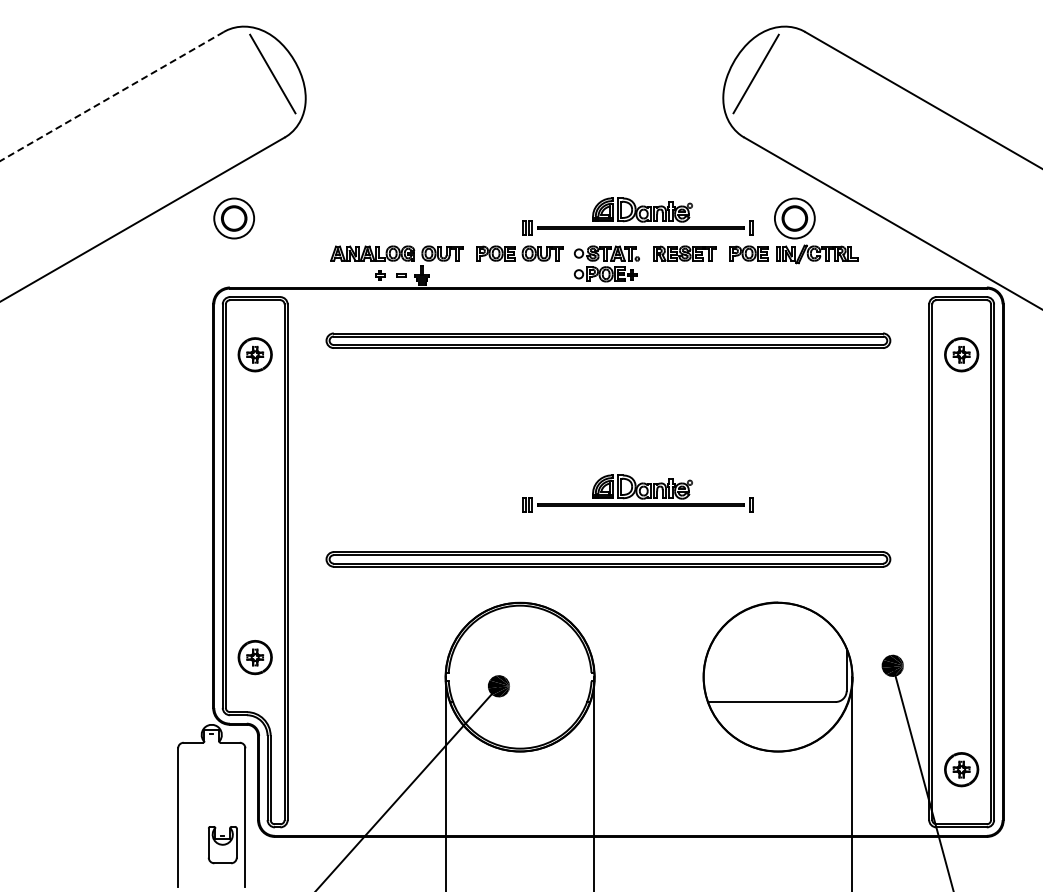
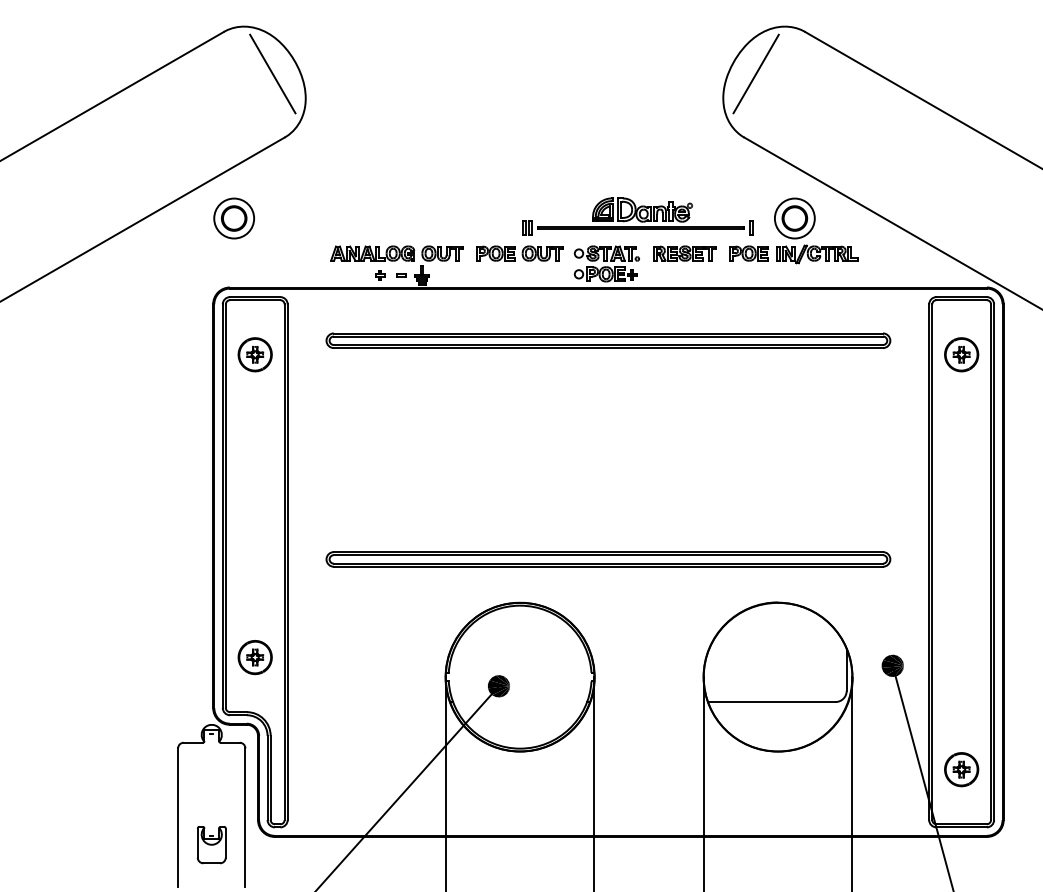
line: dashed -> solid (112, 96)
part: present -> none (637, 493)
line: none -> present (703, 782)
part position: (222, 845) -> (211, 845) (211, 845)
